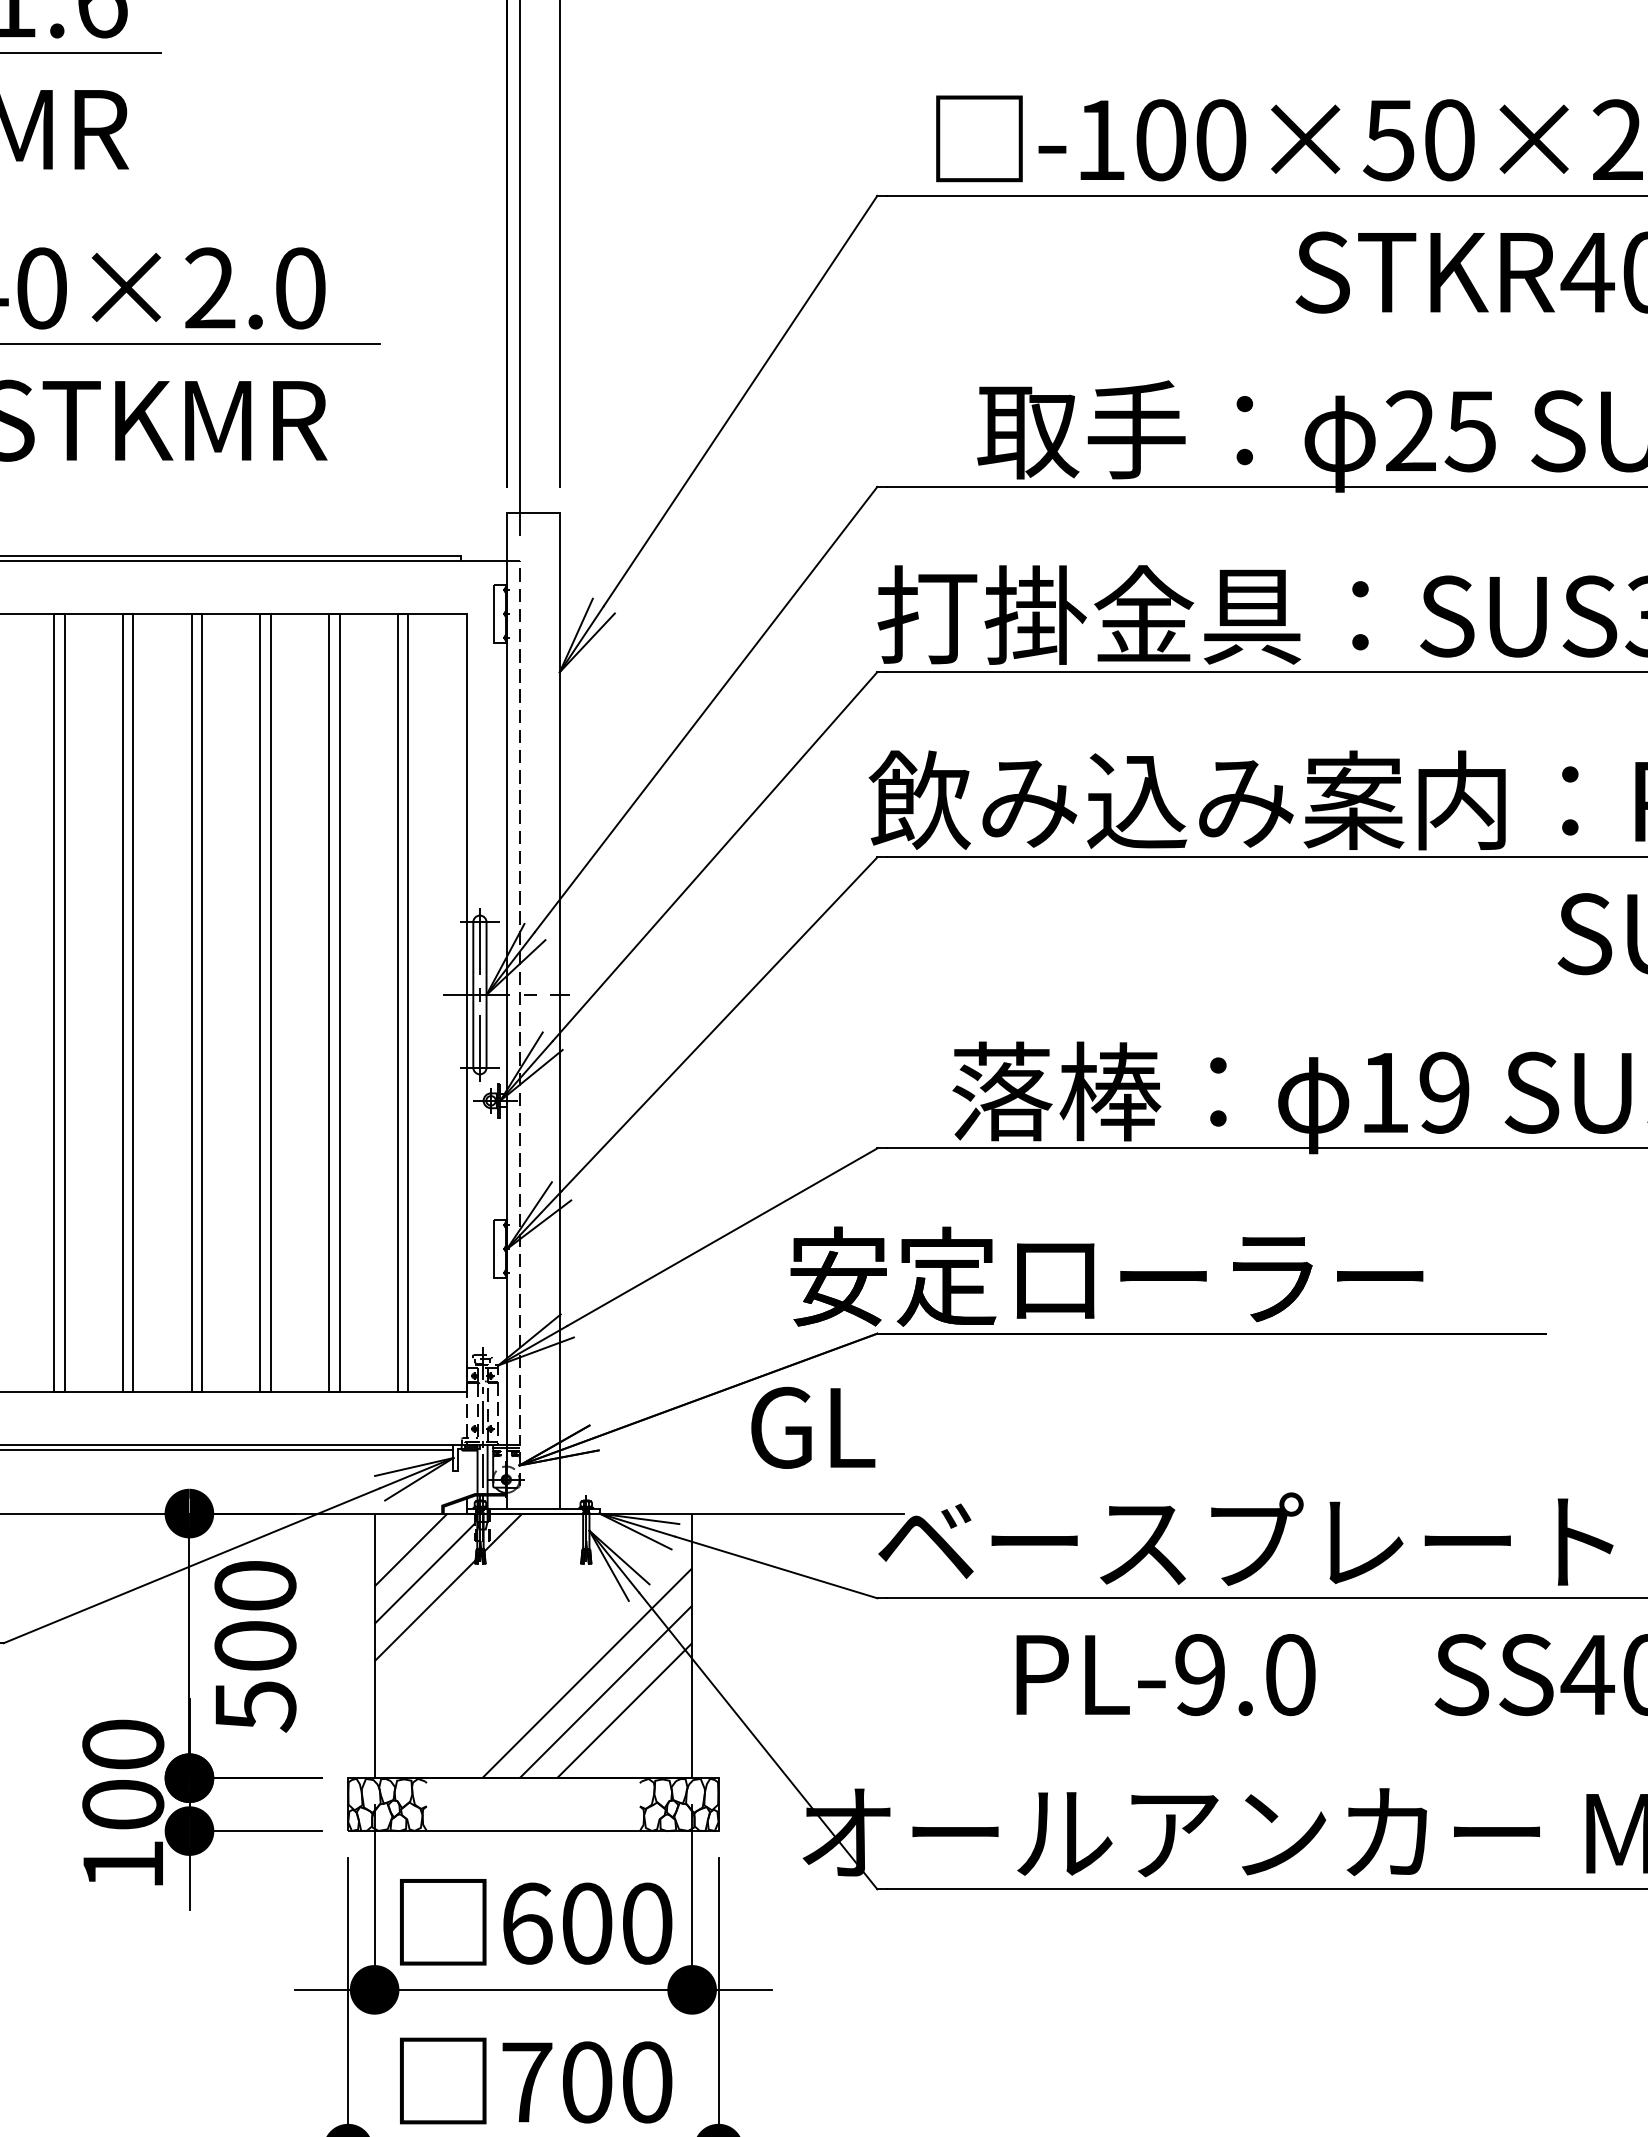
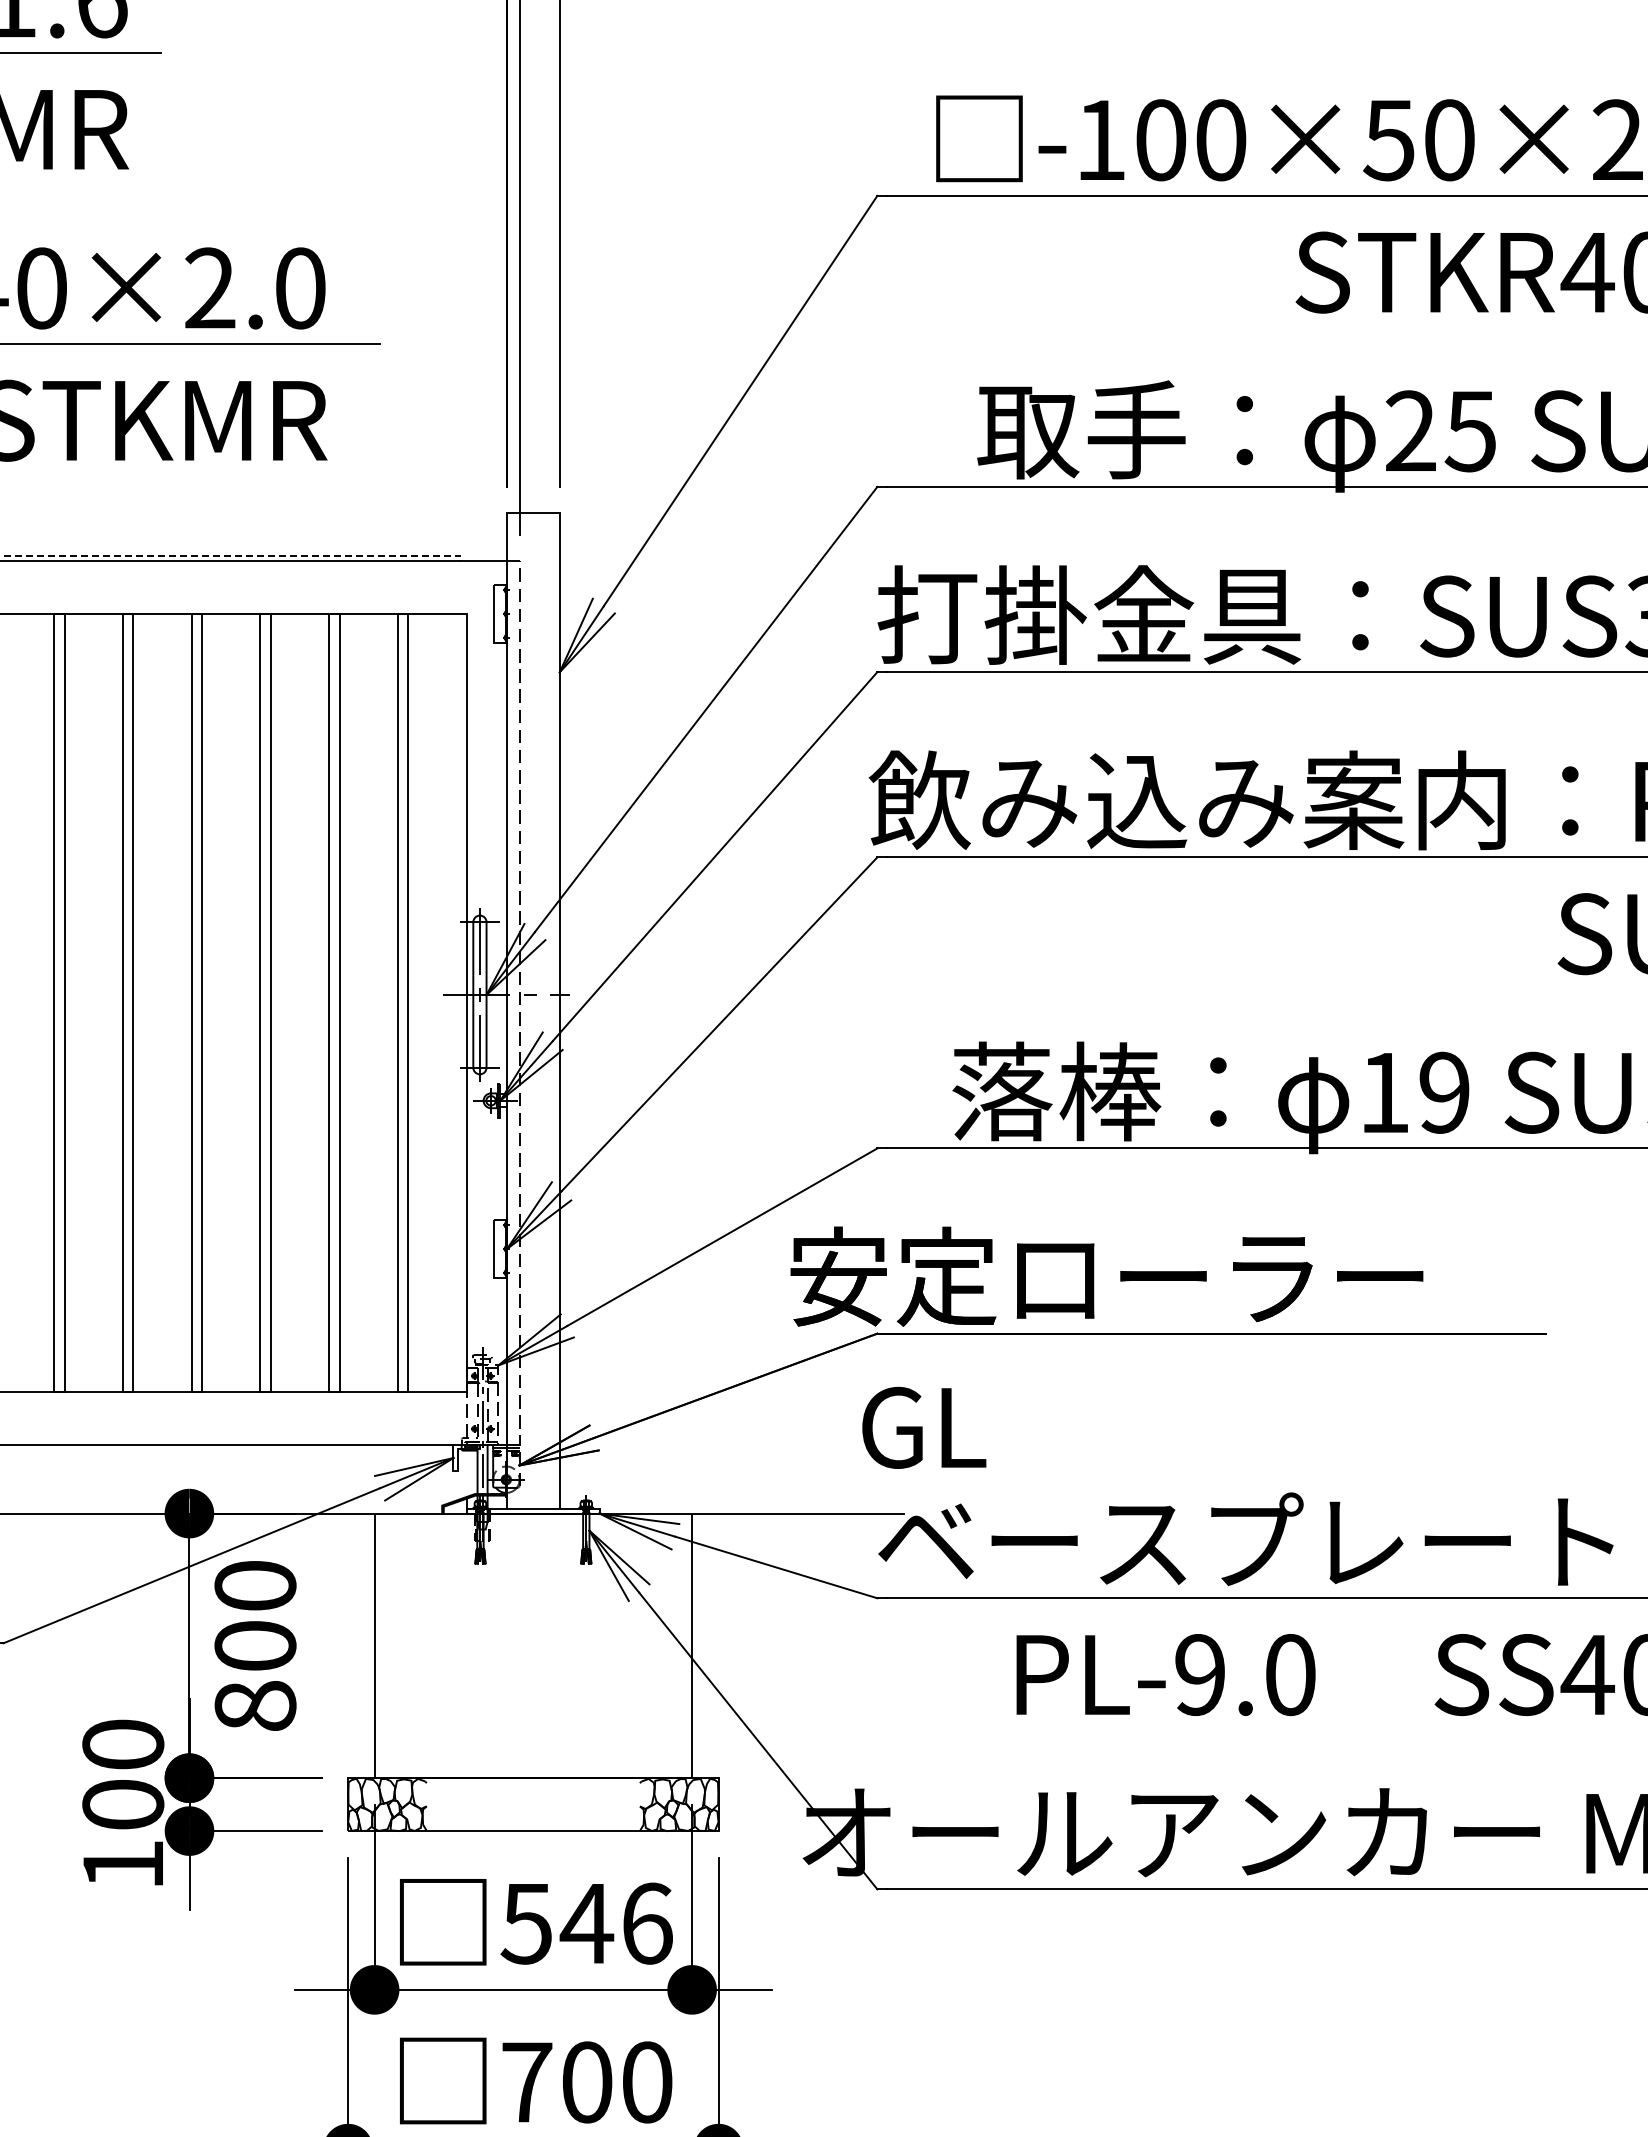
line: solid -> dashed (234, 555)
text position: (813, 1427) -> (924, 1427) (924, 1427)
line: present -> none (227, 1450)
hatch: present -> none (533, 1645)
text: 500 -> 800 (255, 1706)
text: 600 -> 546 (586, 1923)
